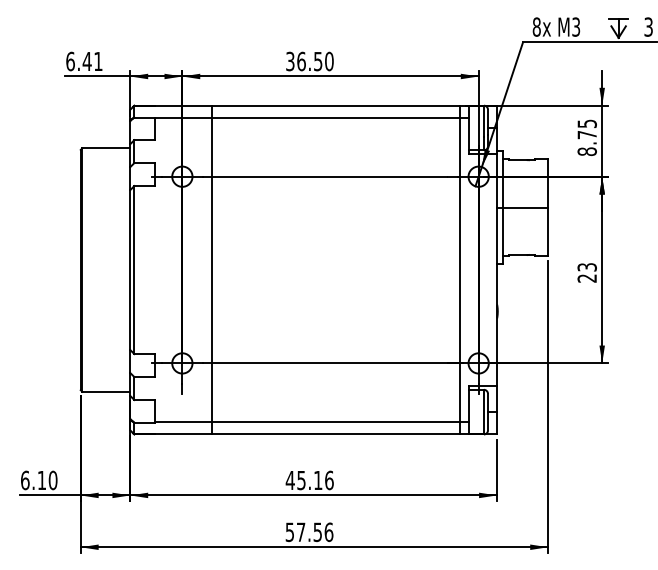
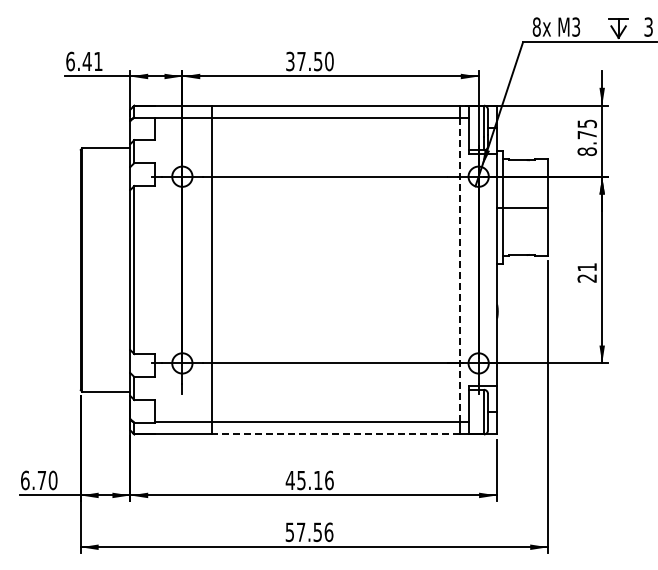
text: 36.50 -> 37.50 (301, 61)
text: 23 -> 21 (586, 267)
line: solid -> dashed (460, 269)
line: solid -> dashed (336, 434)
text: 6.10 -> 6.70 (41, 480)
